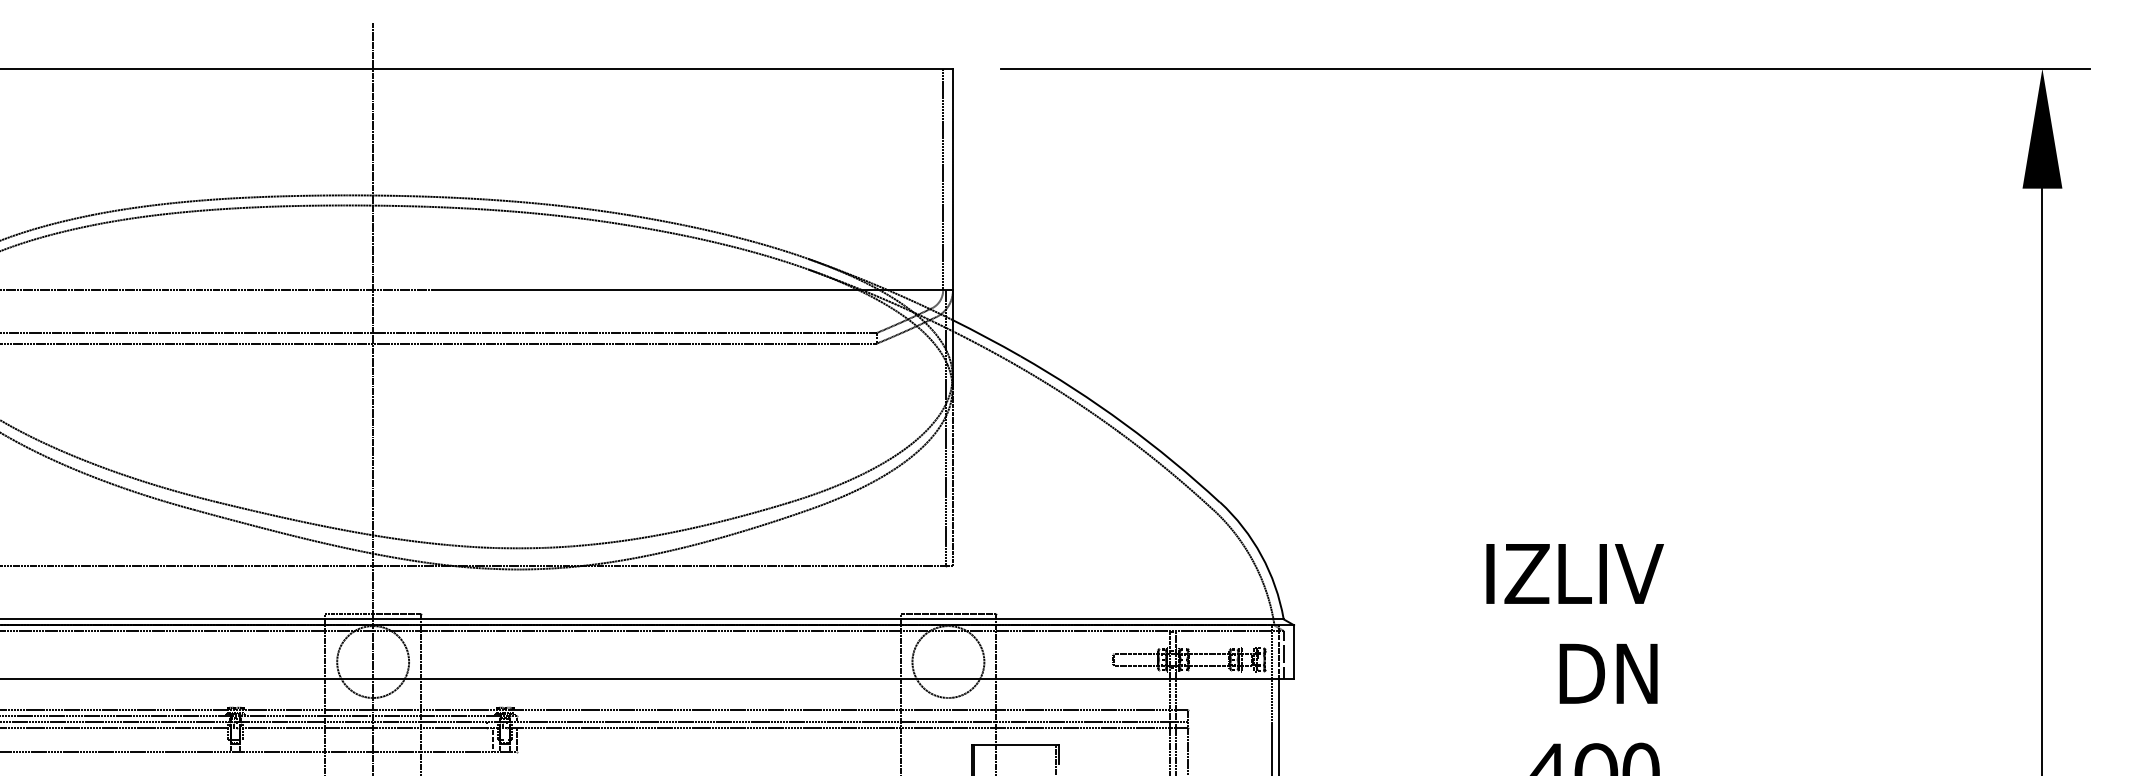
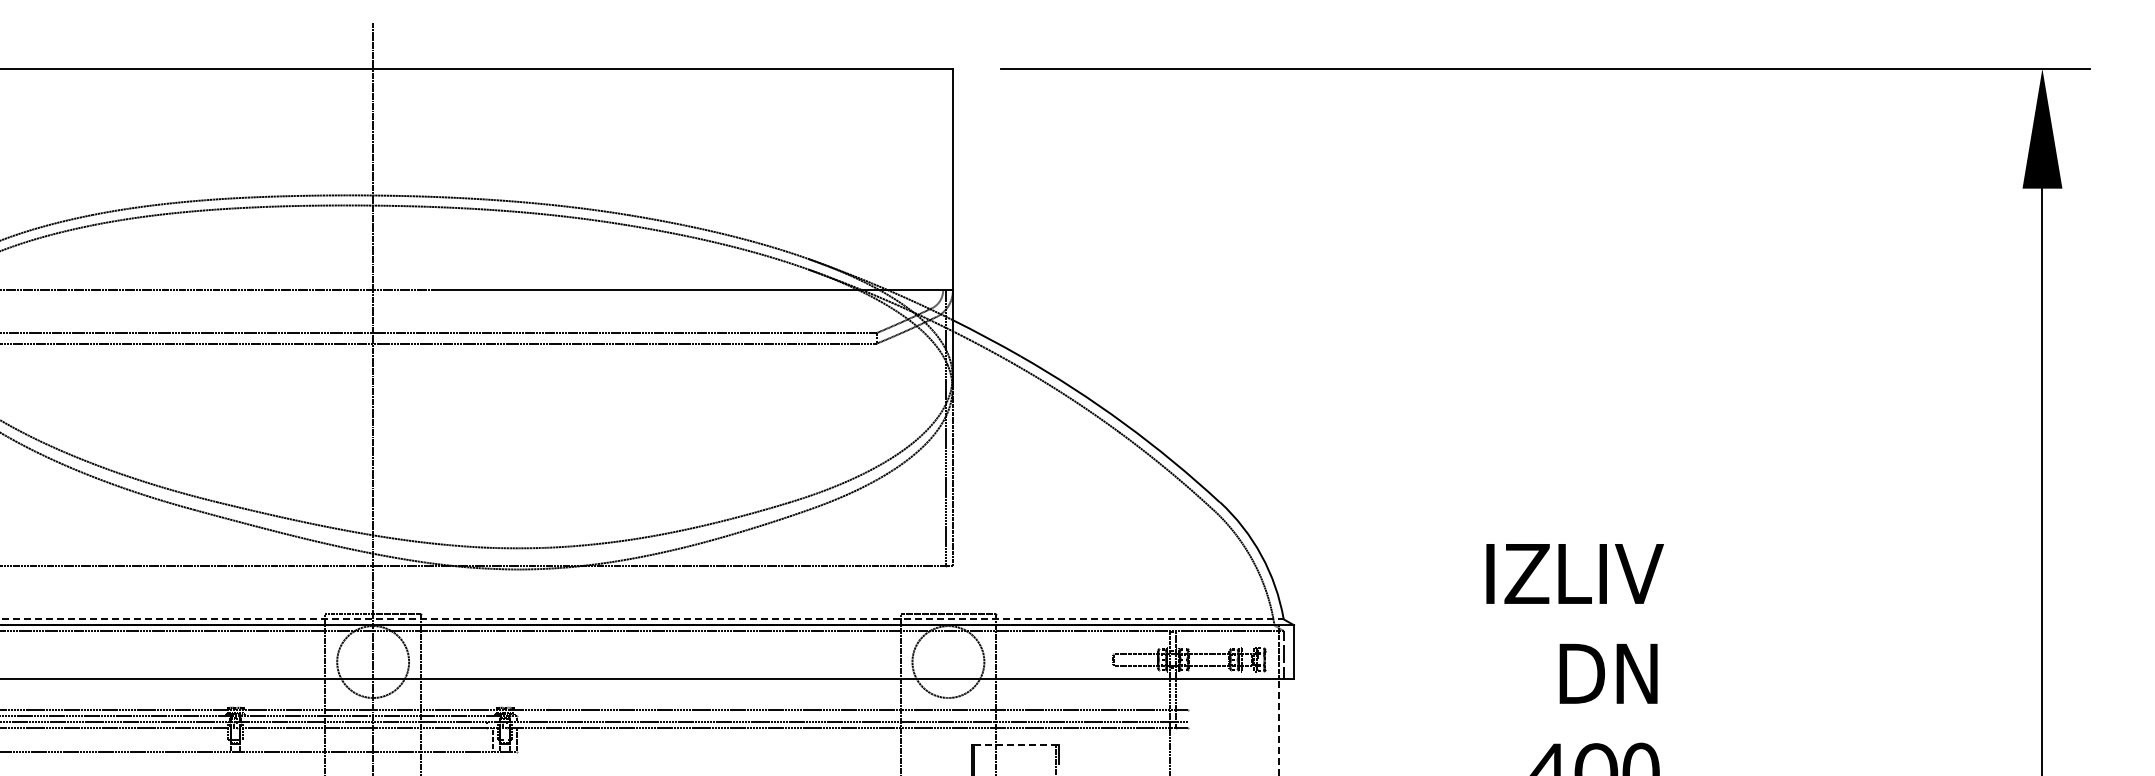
line: present -> none (943, 179)
line: solid -> dashed (642, 619)
line: present -> none (1272, 698)
line: solid -> dashed (1279, 726)
line: present -> none (1188, 740)
line: solid -> dashed (1016, 745)
line: present -> none (1176, 749)
